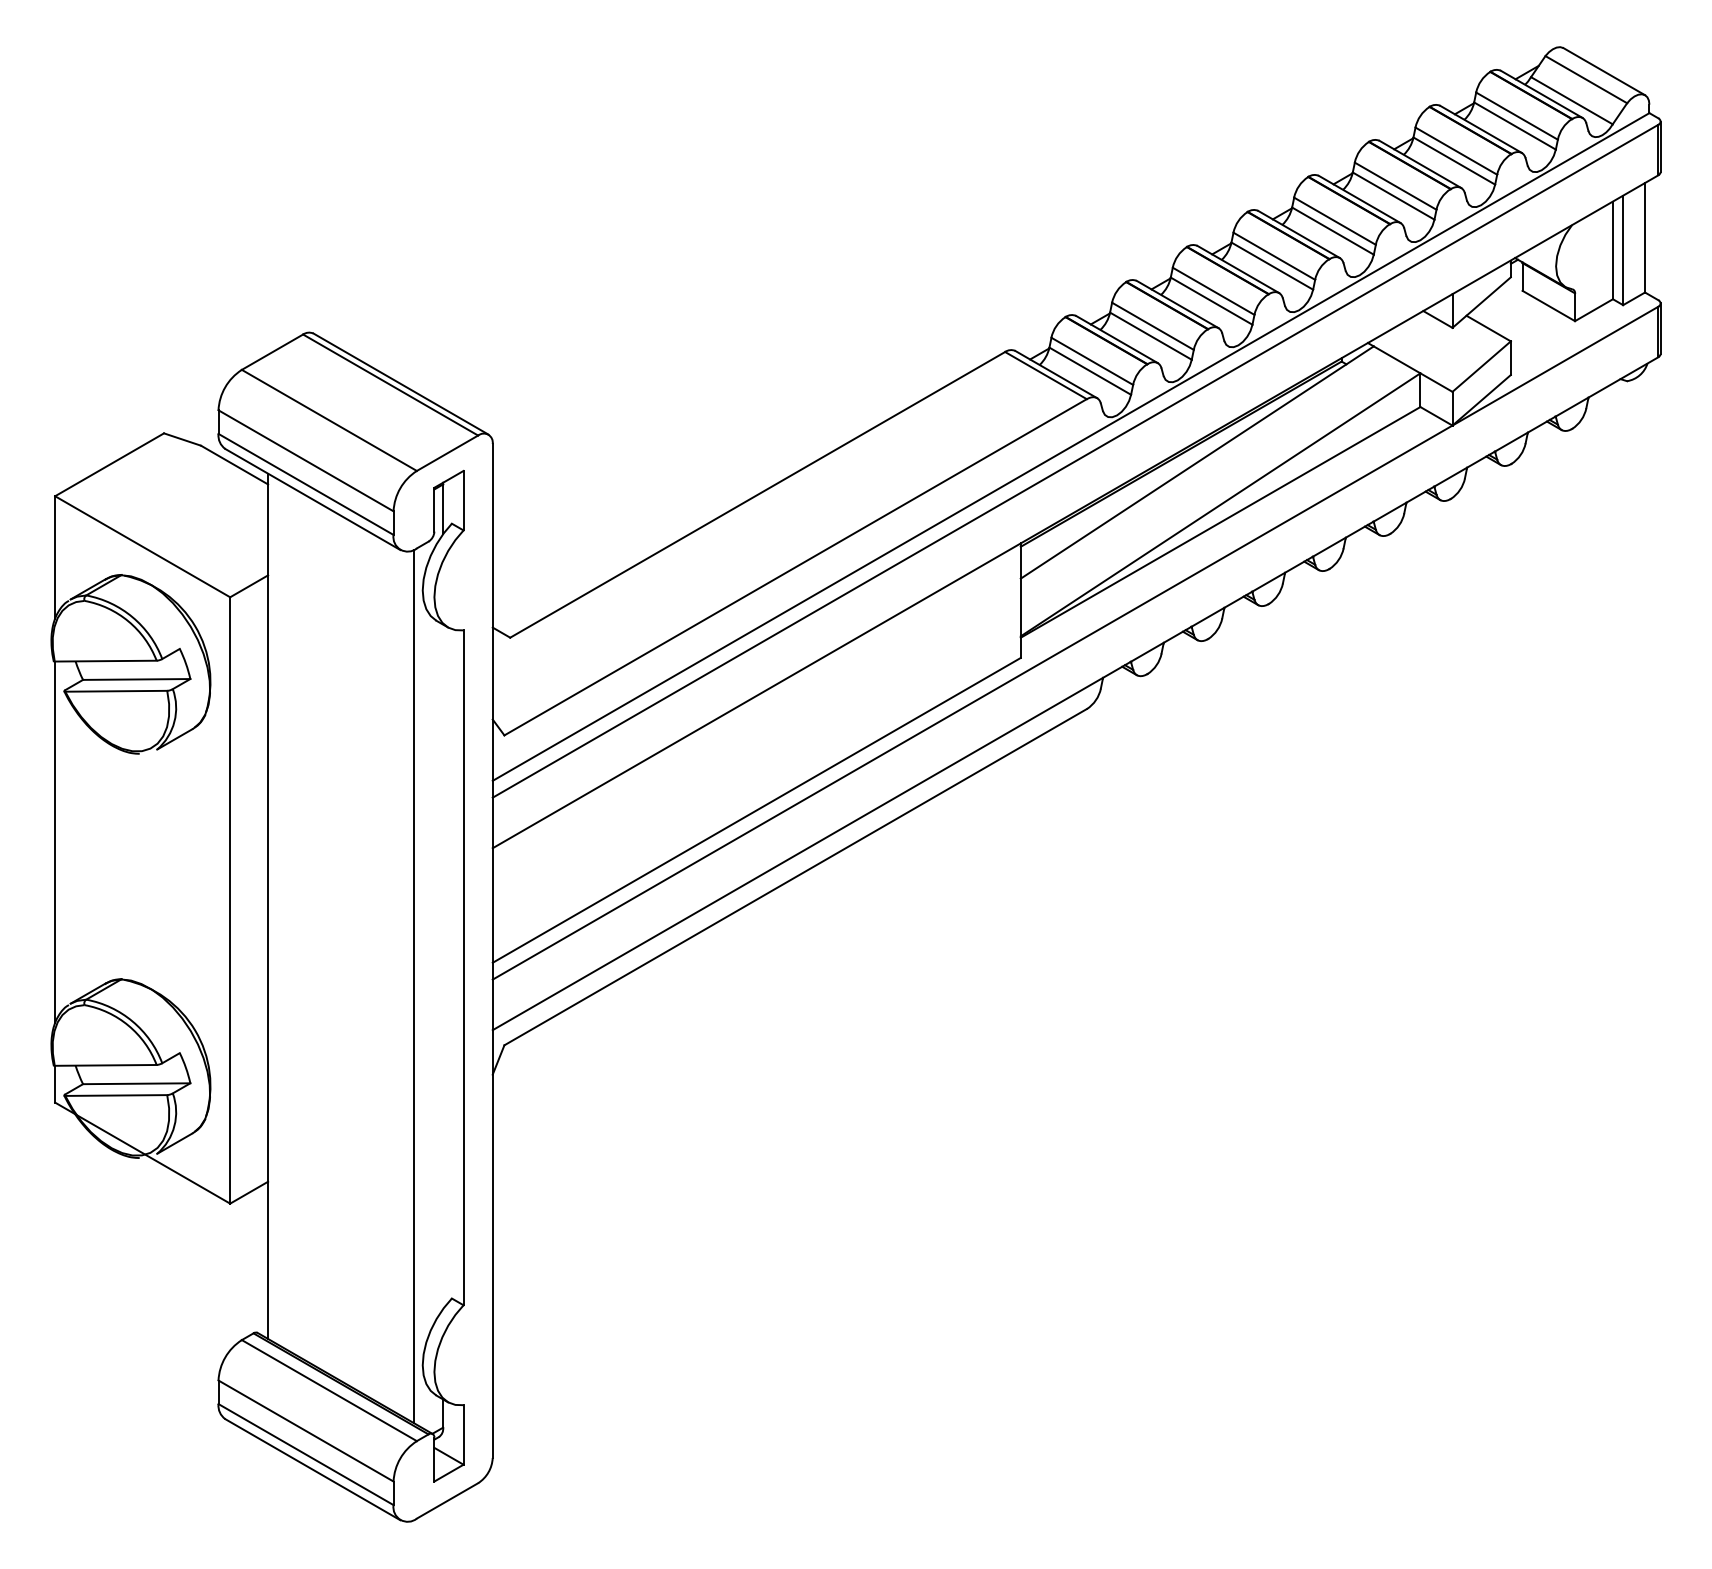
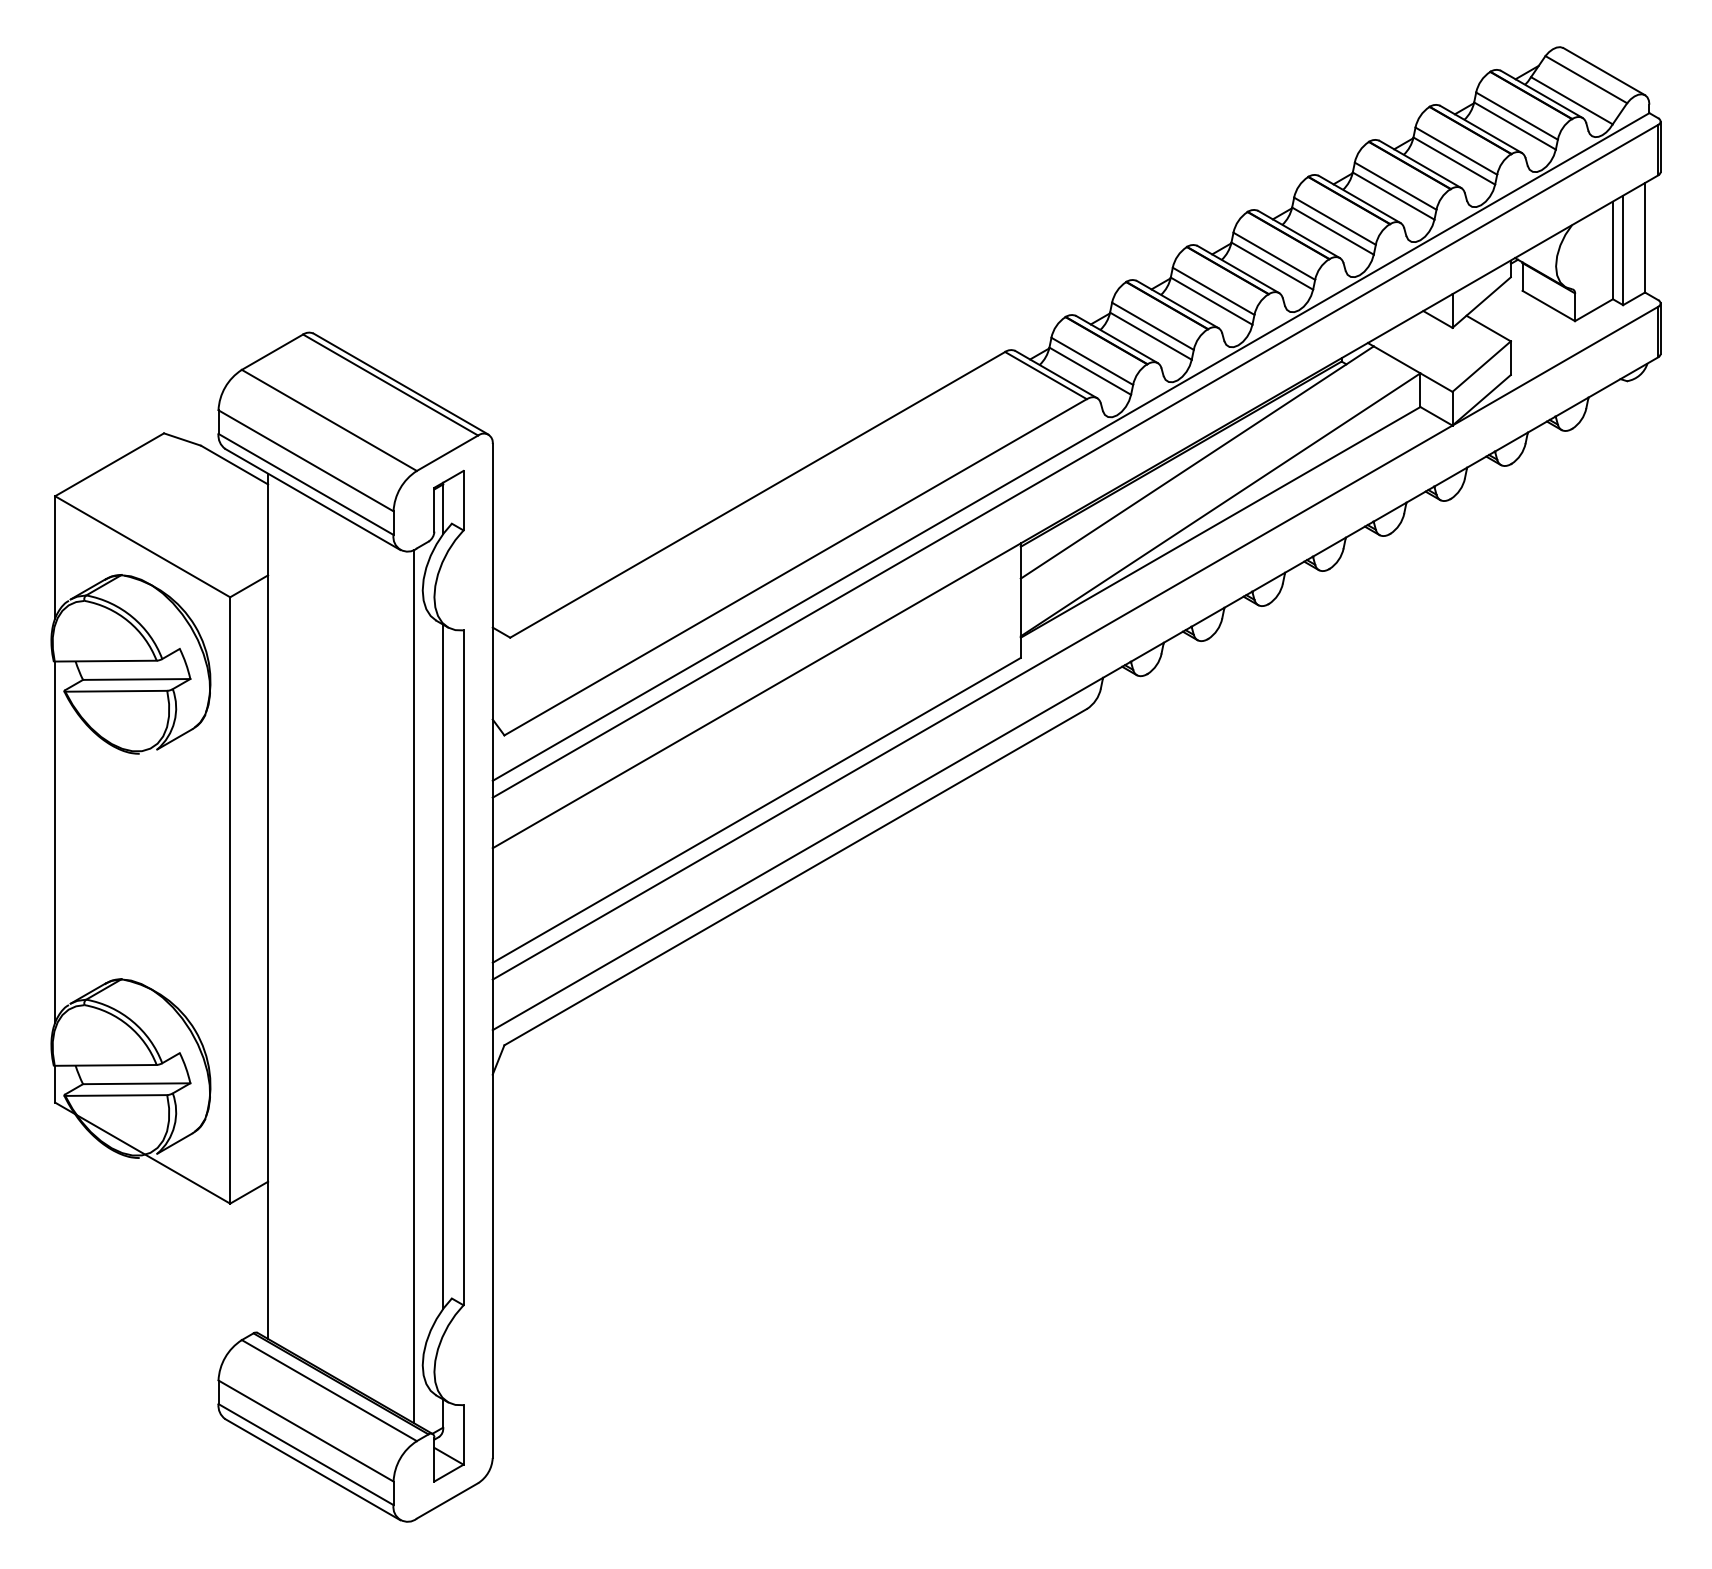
line: none -> present (443, 966)
